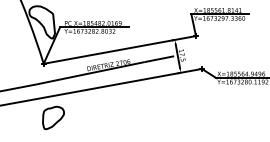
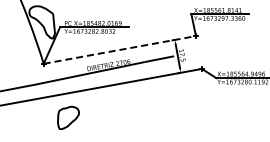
line: solid -> dashed (120, 49)
part position: (53, 117) -> (68, 117) (68, 117)
